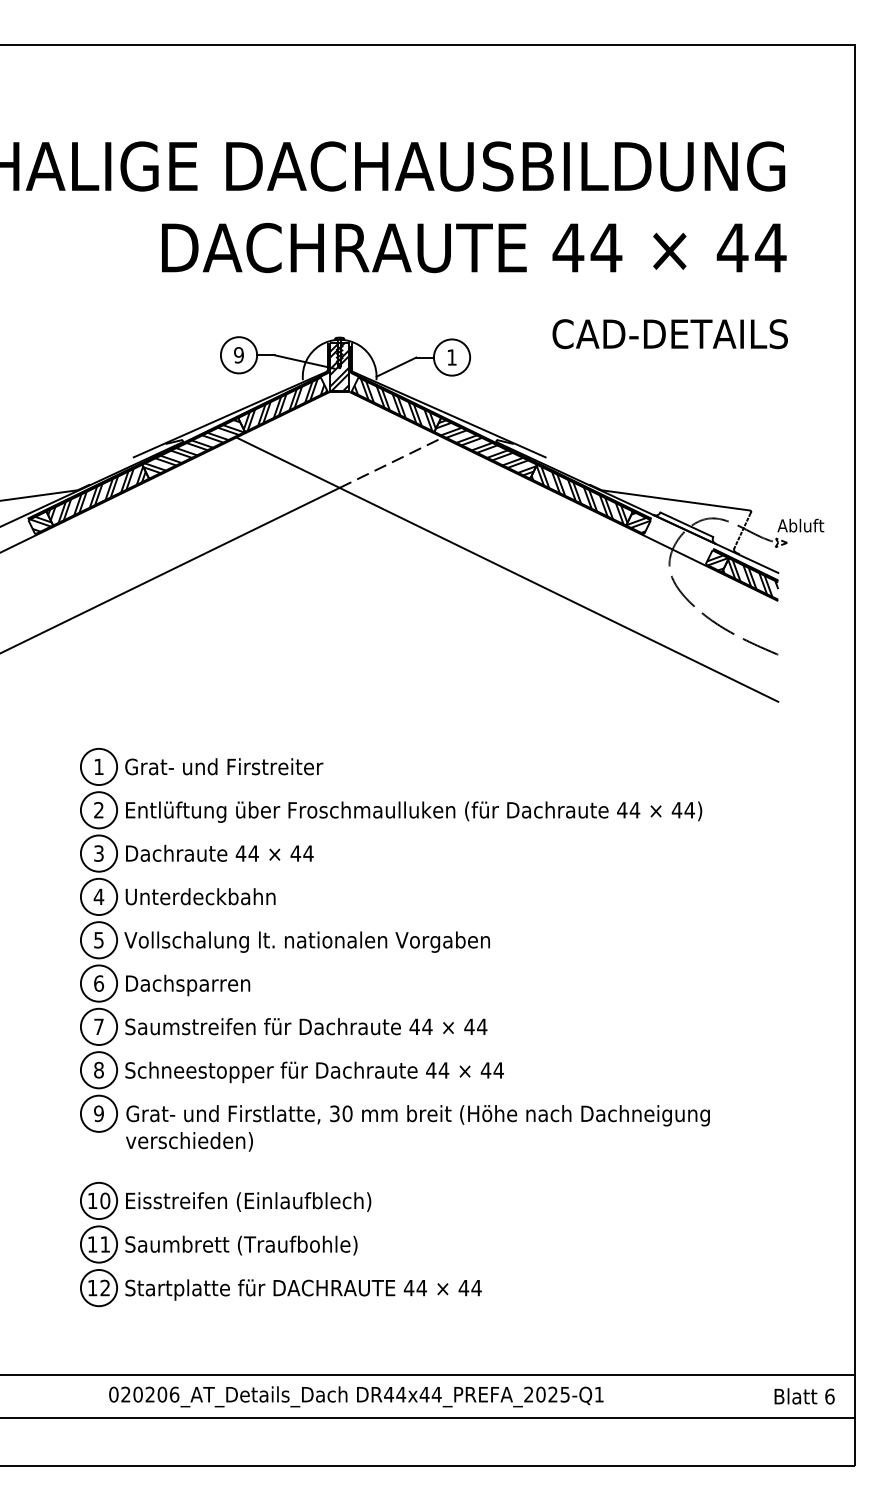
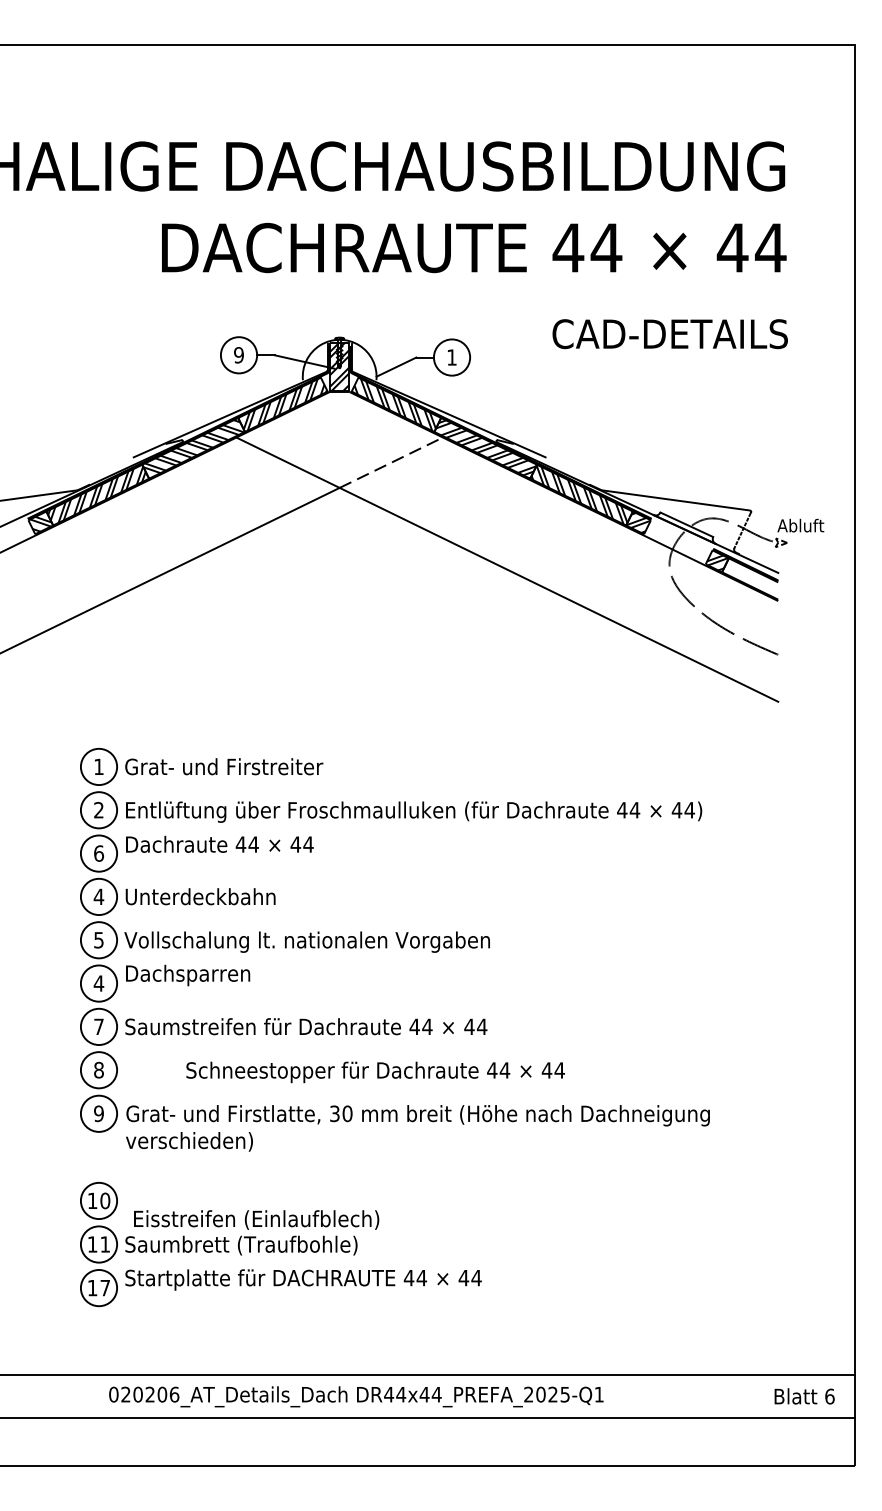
hatch: present -> none (750, 577)
text position: (219, 852) -> (219, 843) (219, 843)
text: 3 -> 6 (99, 853)
text: 6 -> 4 (98, 983)
text position: (188, 985) -> (188, 975) (188, 975)
text position: (314, 1072) -> (375, 1072) (375, 1072)
text position: (248, 1201) -> (256, 1219) (256, 1219)
text: 12 -> 17 (104, 1287)
text position: (303, 1289) -> (303, 1279) (303, 1279)
